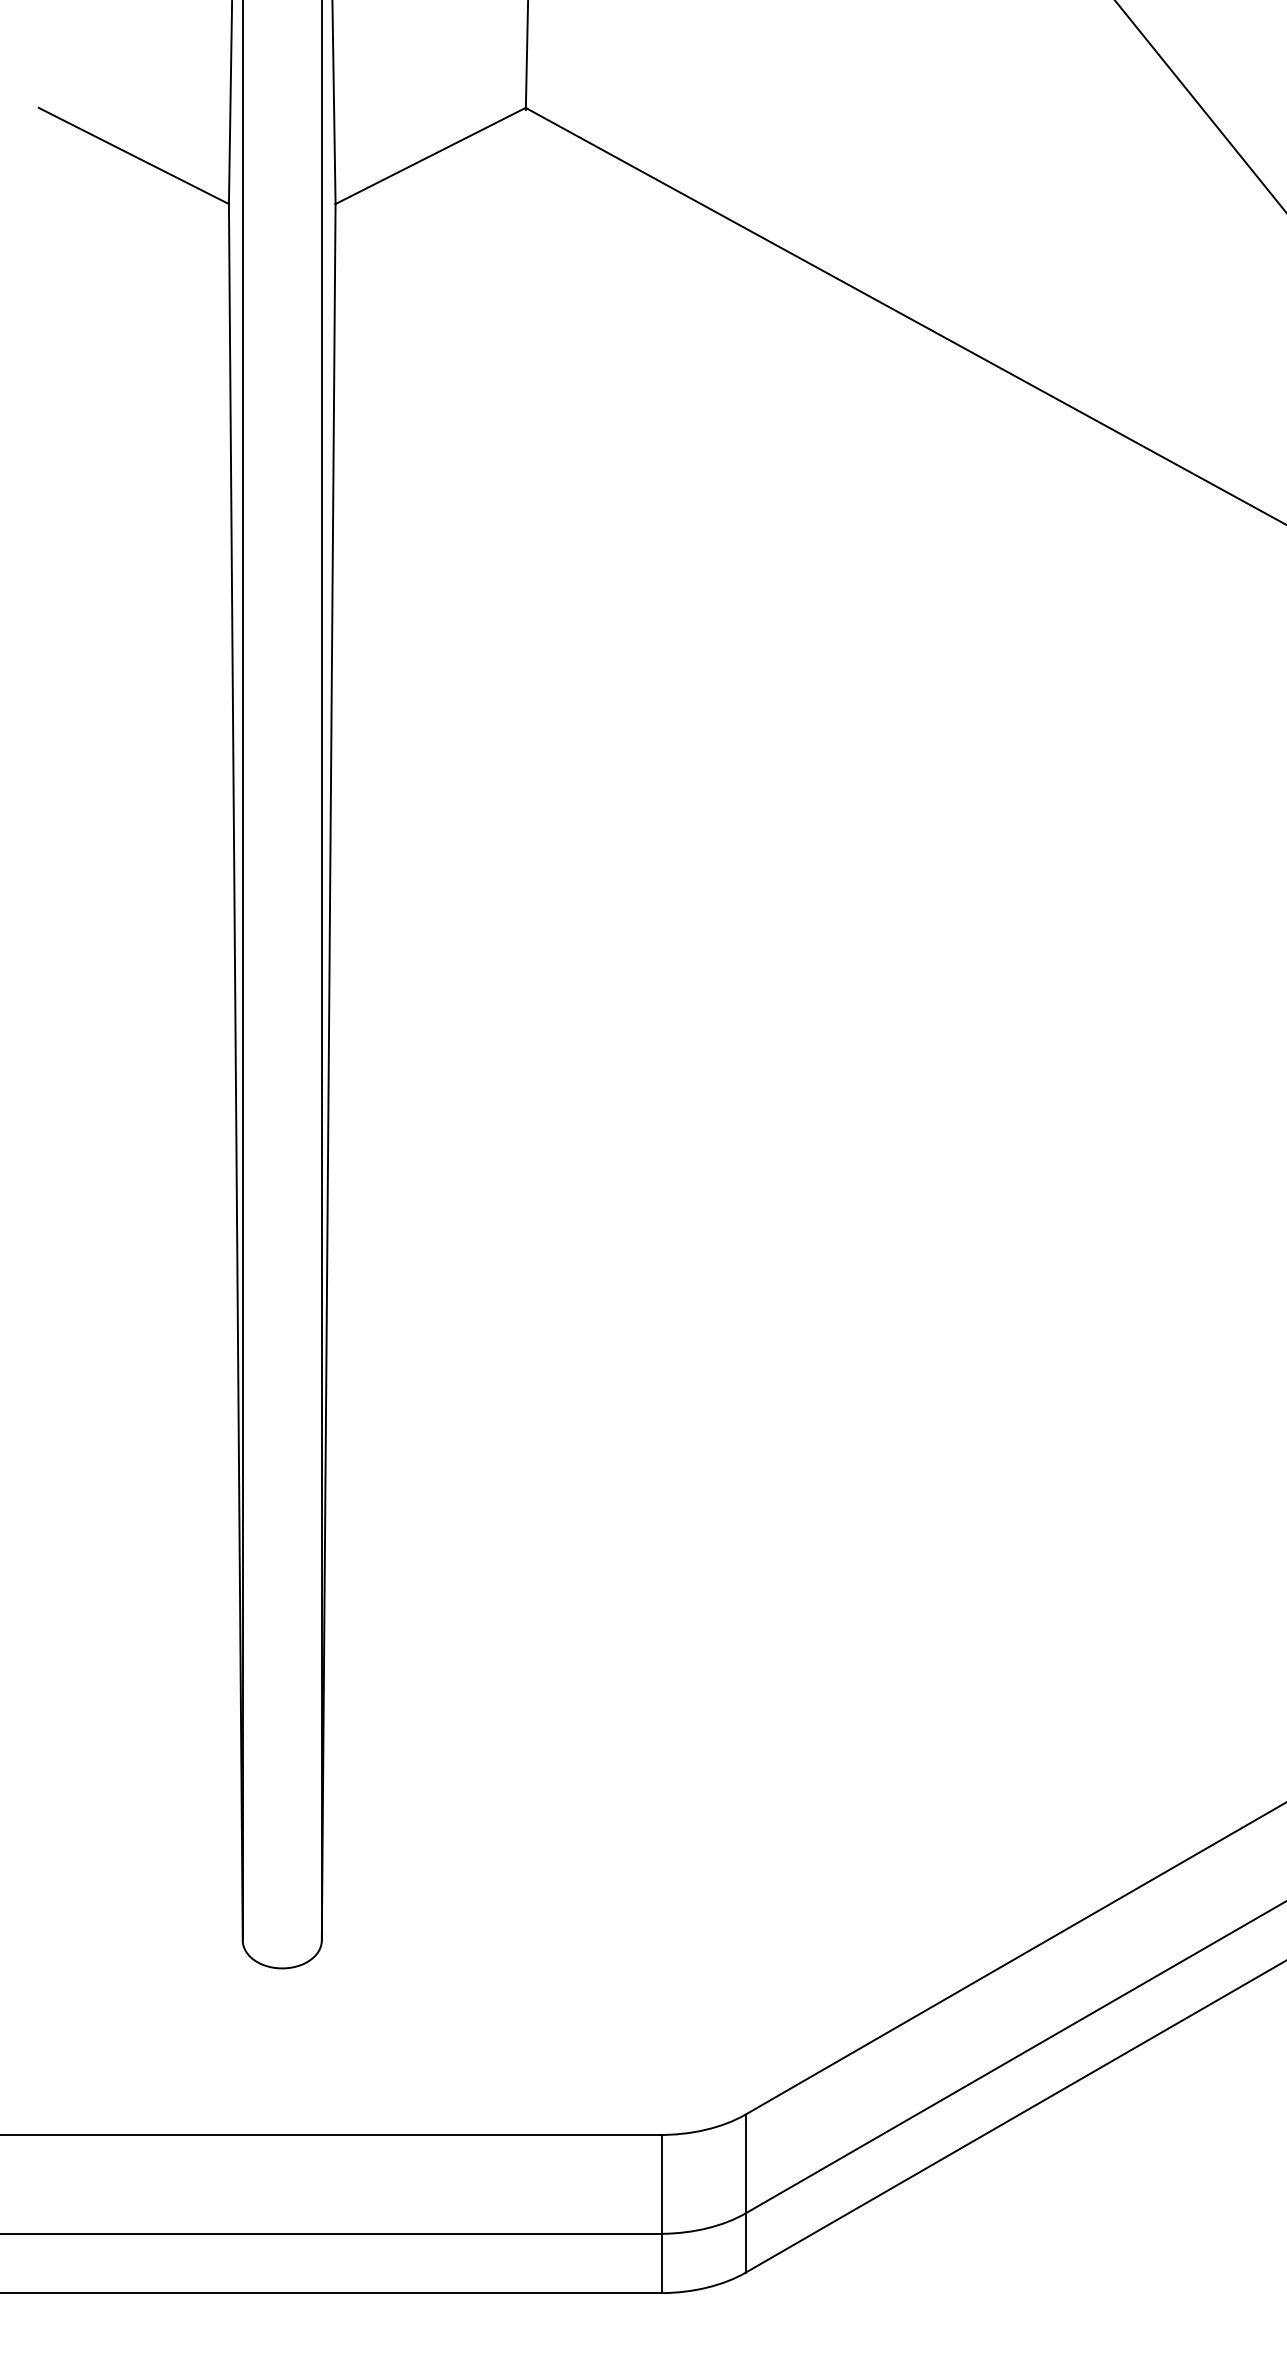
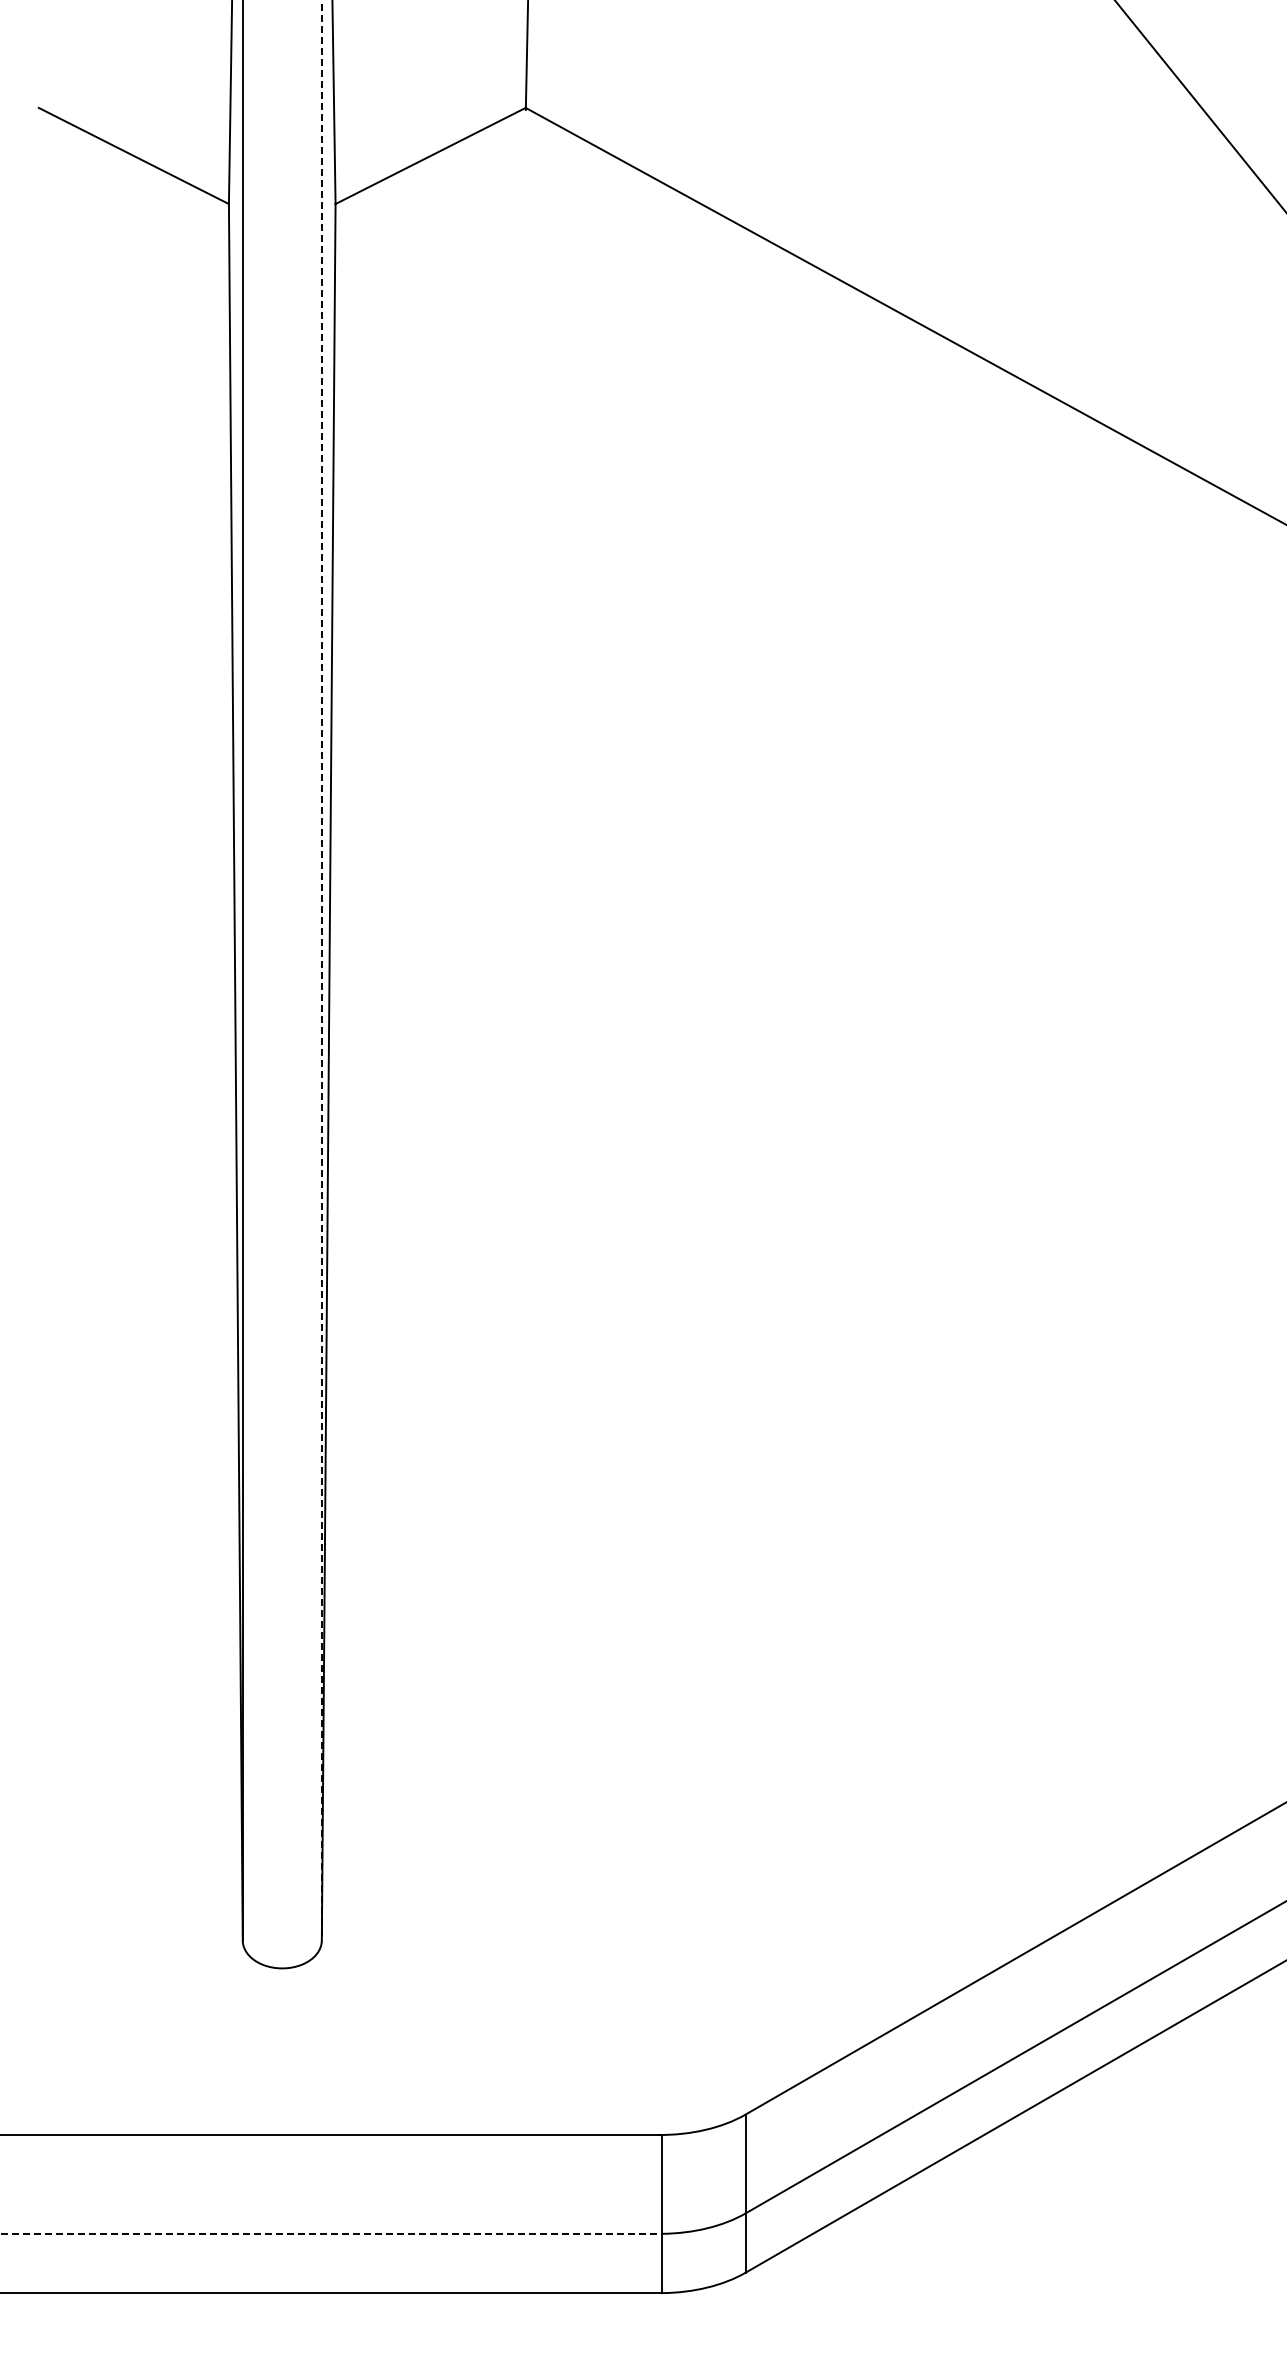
line: solid -> dashed (321, 970)
line: solid -> dashed (331, 2233)
